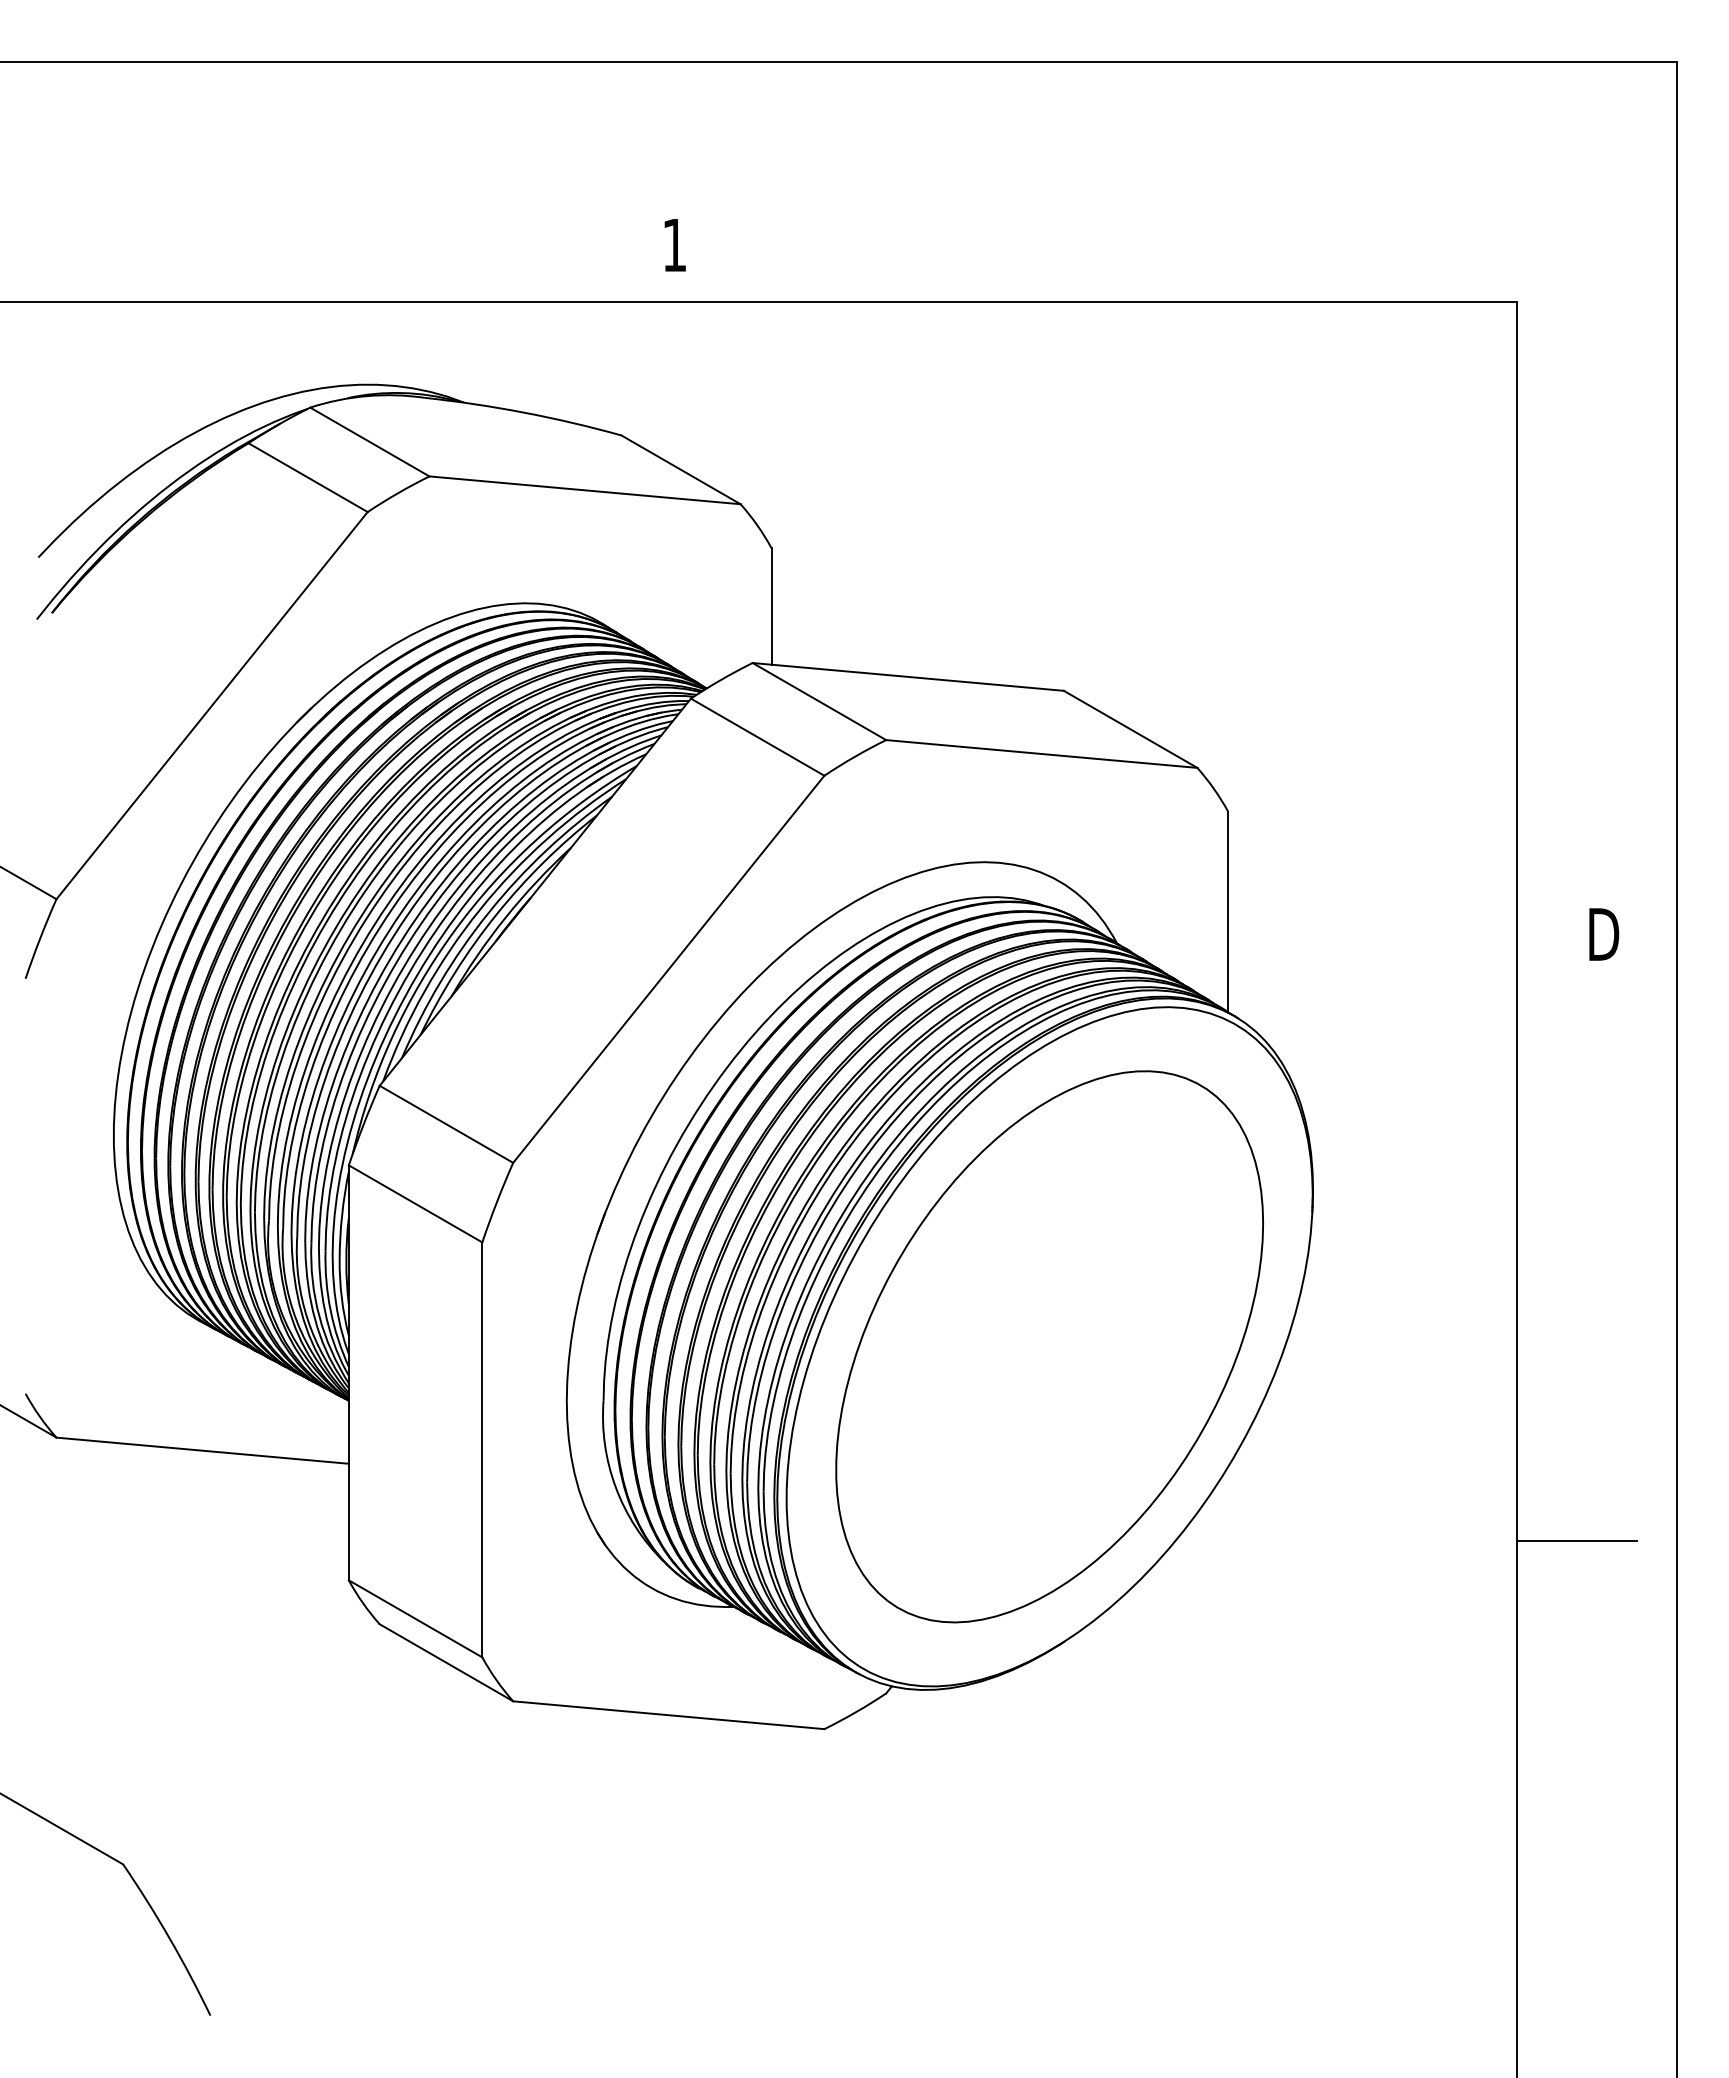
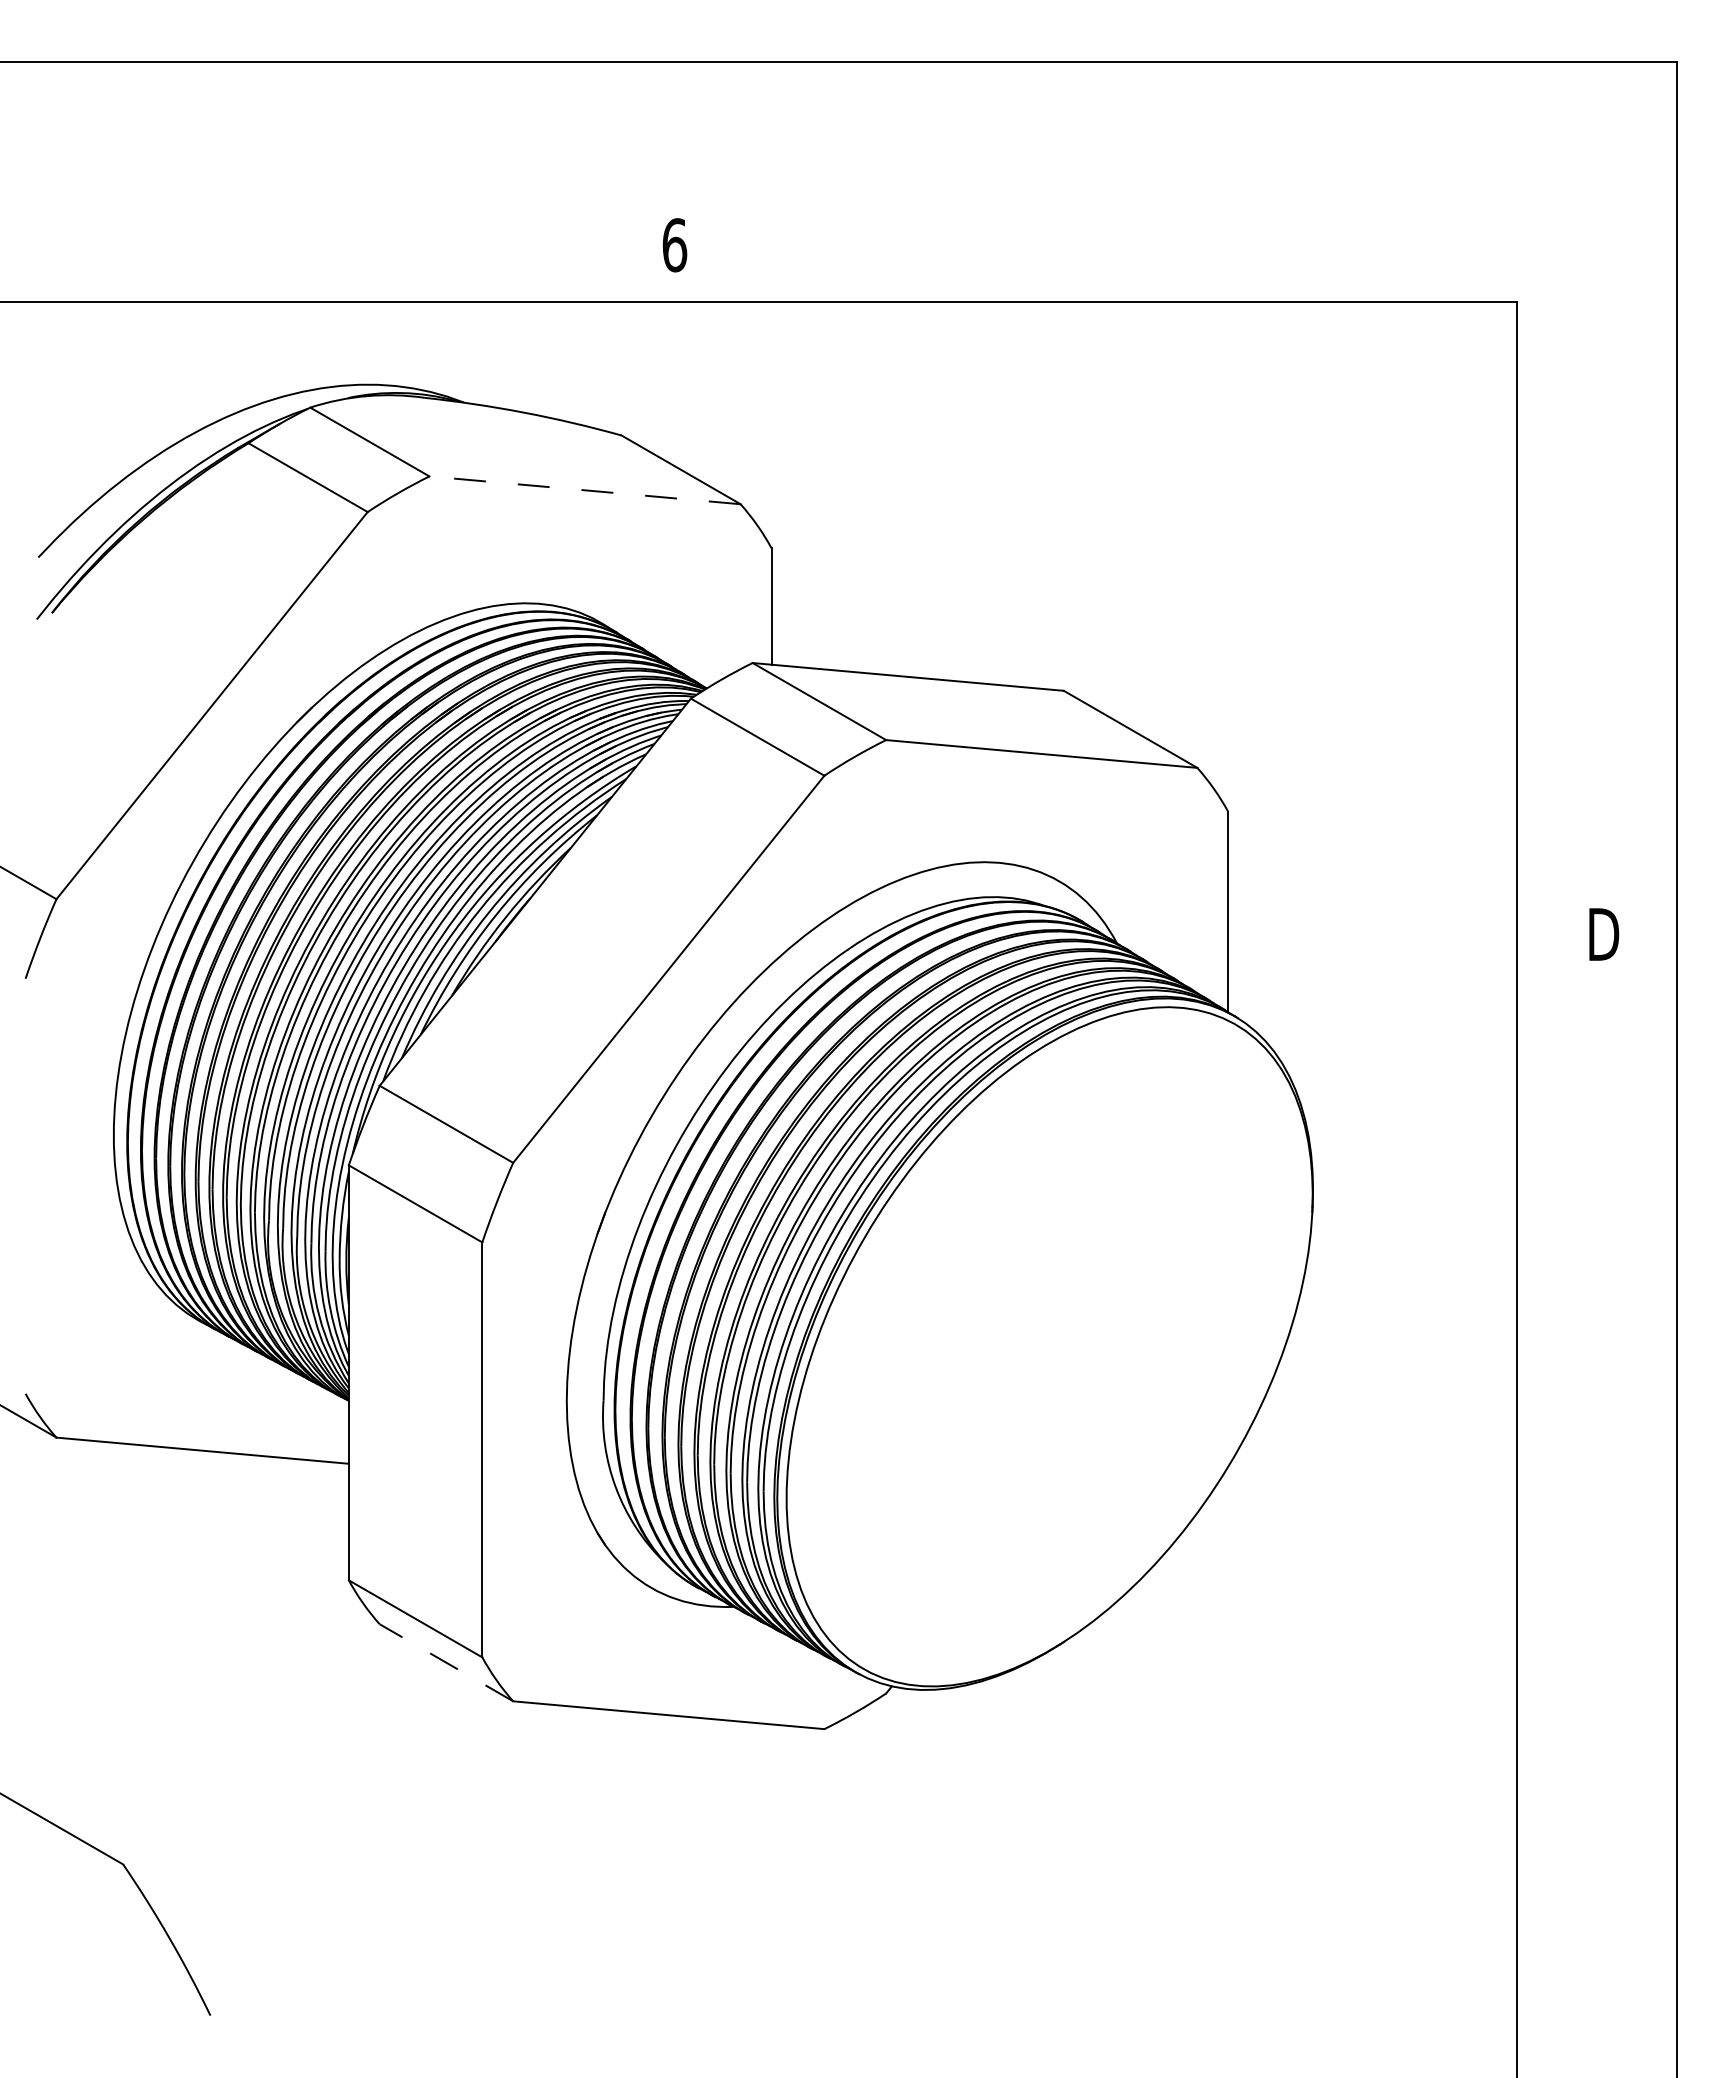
text: 1 -> 6 (674, 245)
line: solid -> dashed (584, 490)
part: present -> none (1049, 1346)
line: present -> none (1577, 1540)
line: solid -> dashed (446, 1662)
